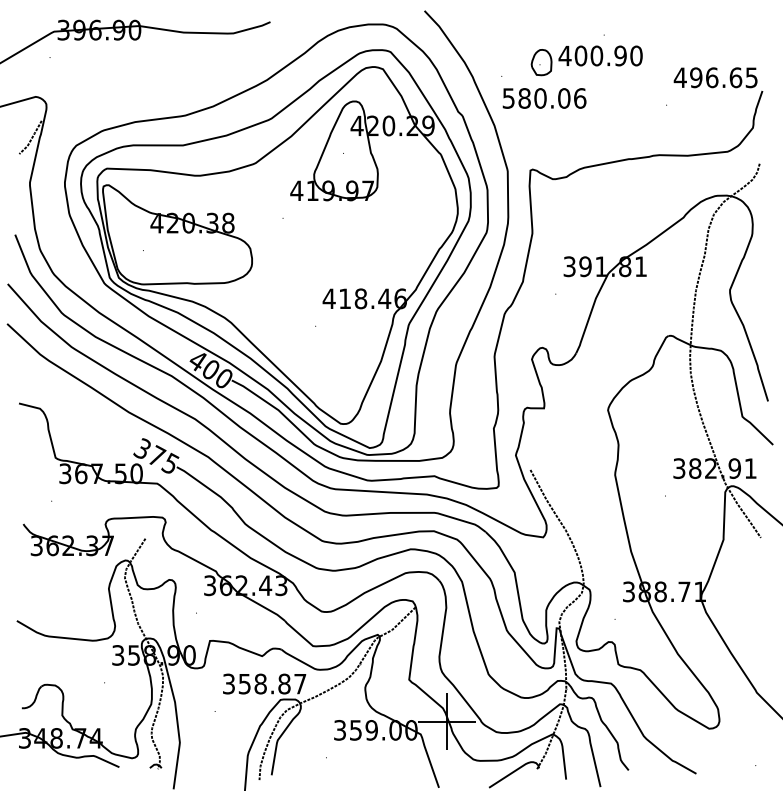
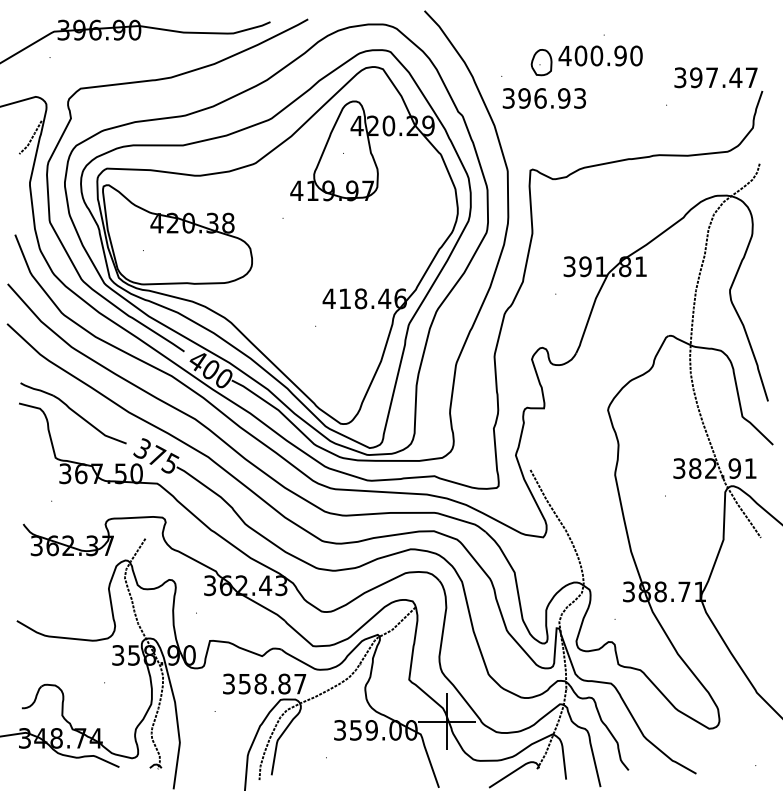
text: 496.65 -> 397.47 (715, 77)
curve: none -> present (161, 80)
text: 580.06 -> 396.93 (544, 98)
part: none -> present (73, 413)
